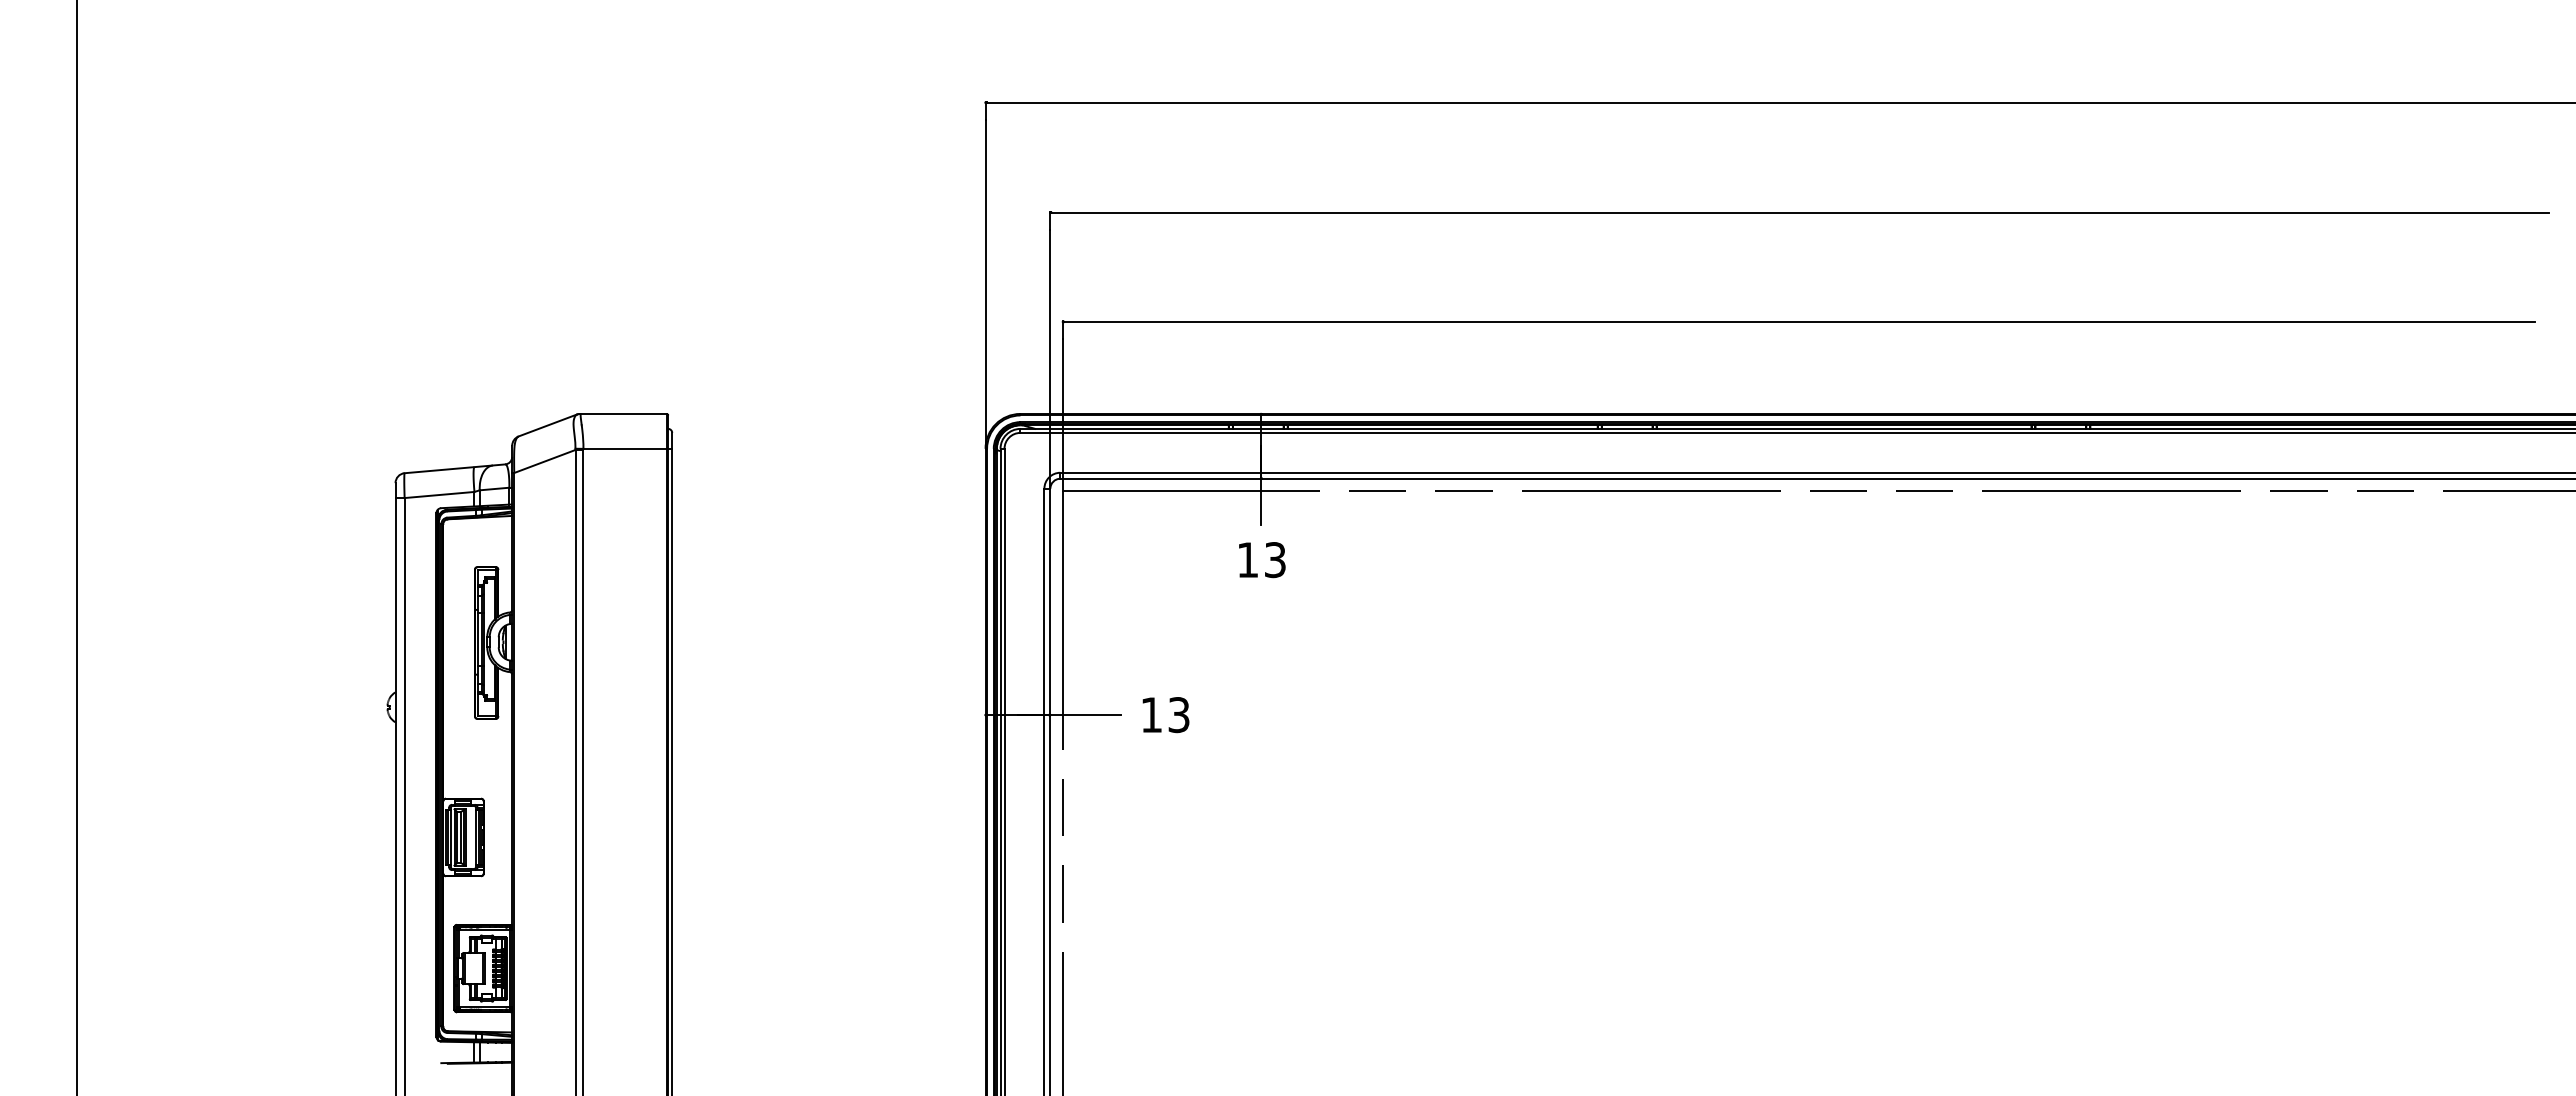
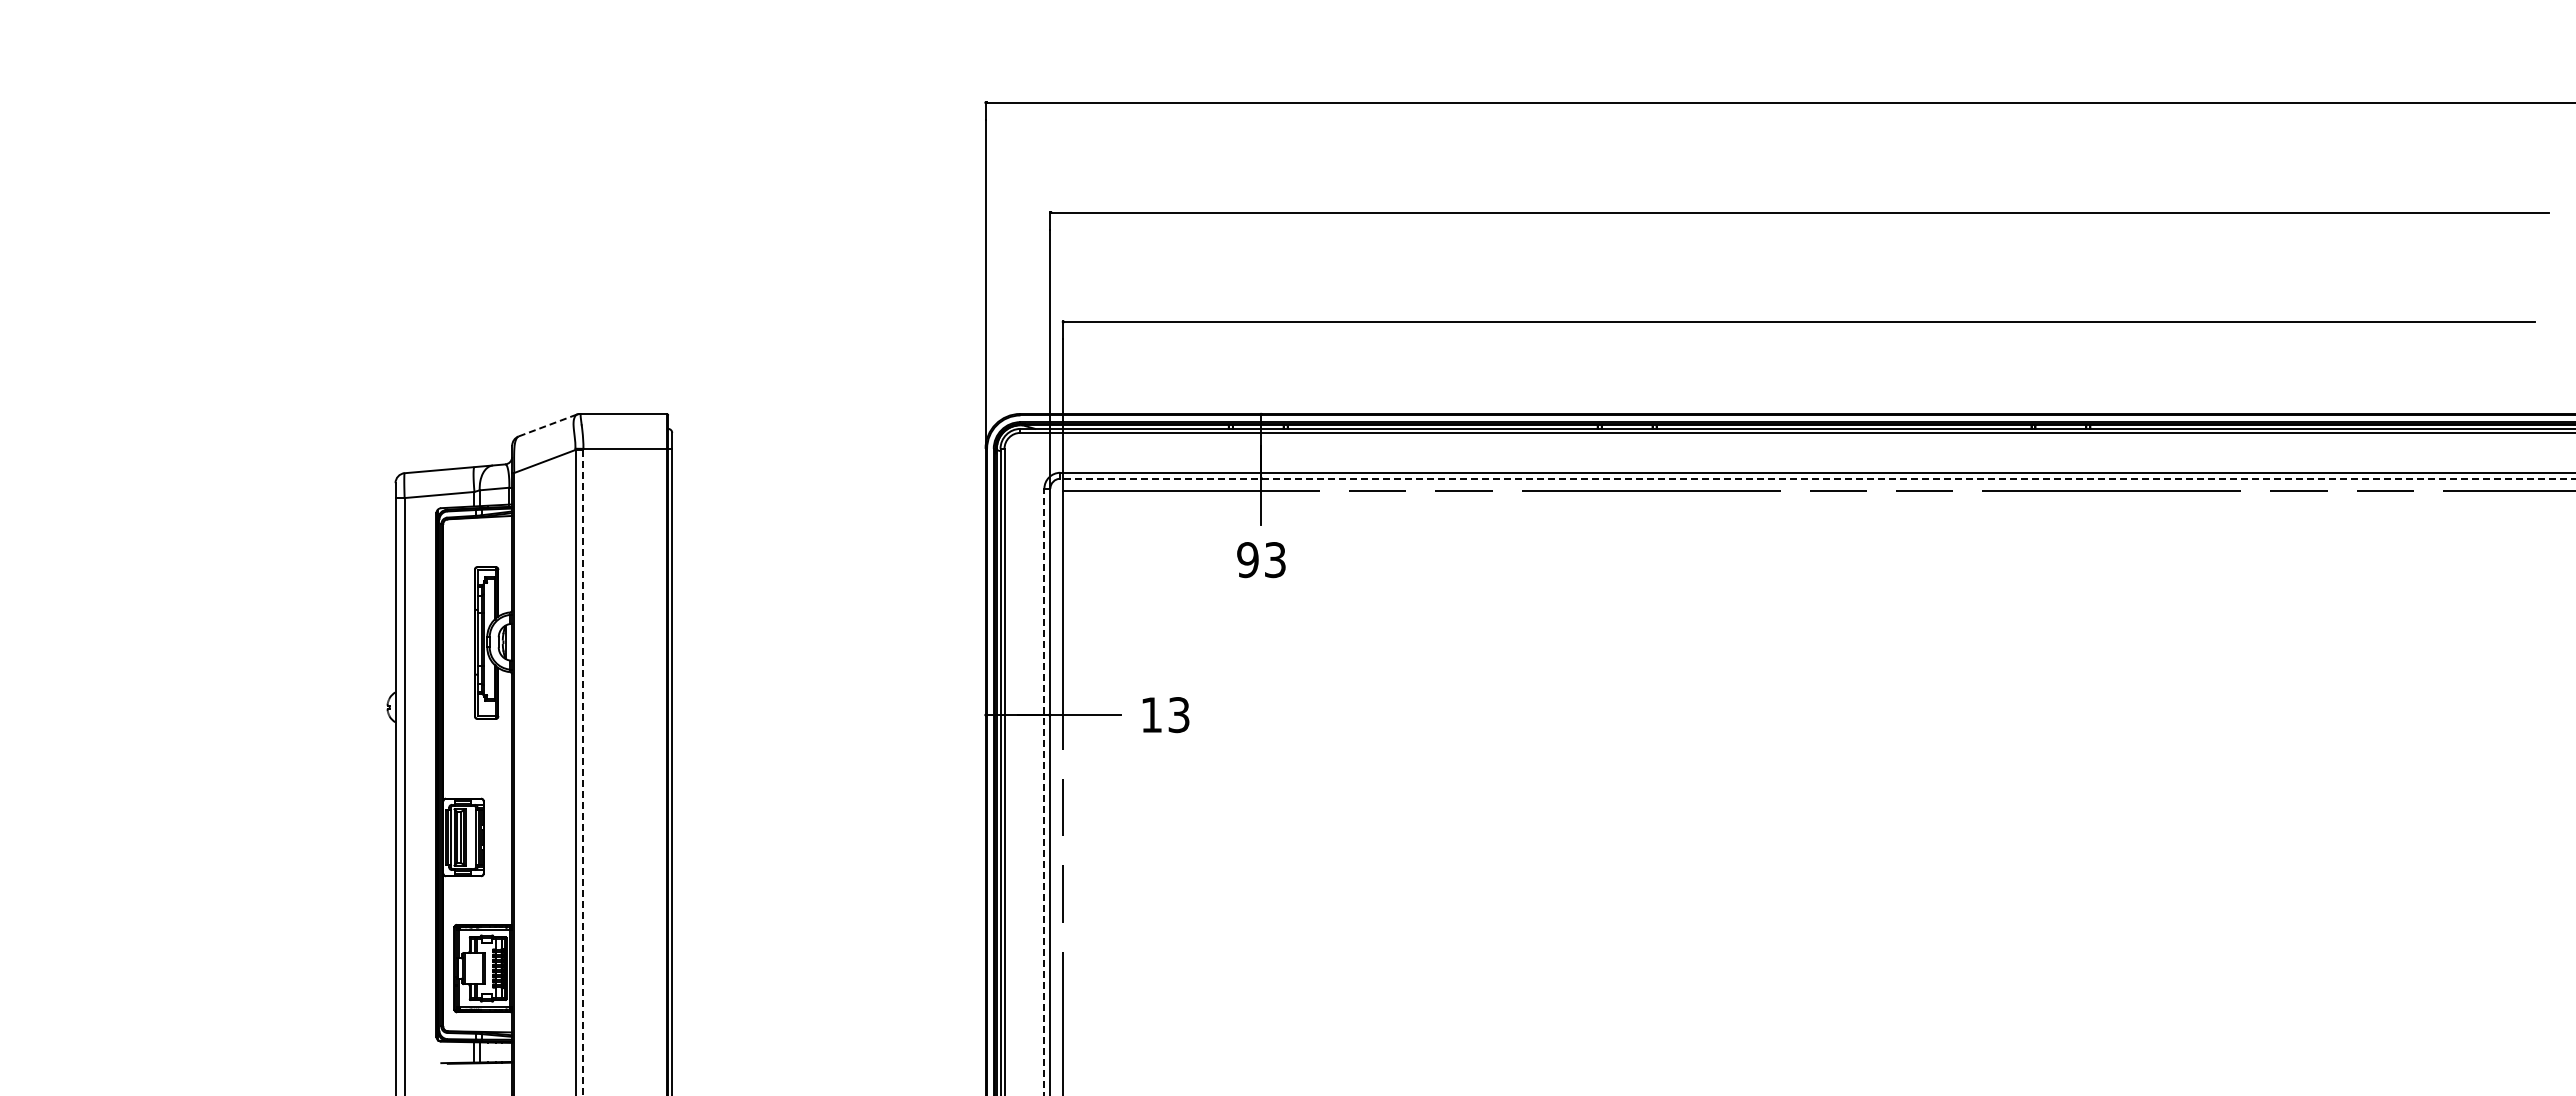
line: solid -> dashed (547, 425)
line: solid -> dashed (1817, 478)
line: present -> none (77, 547)
text: 13 -> 93 (1247, 560)
line: solid -> dashed (583, 772)
line: solid -> dashed (1044, 791)
